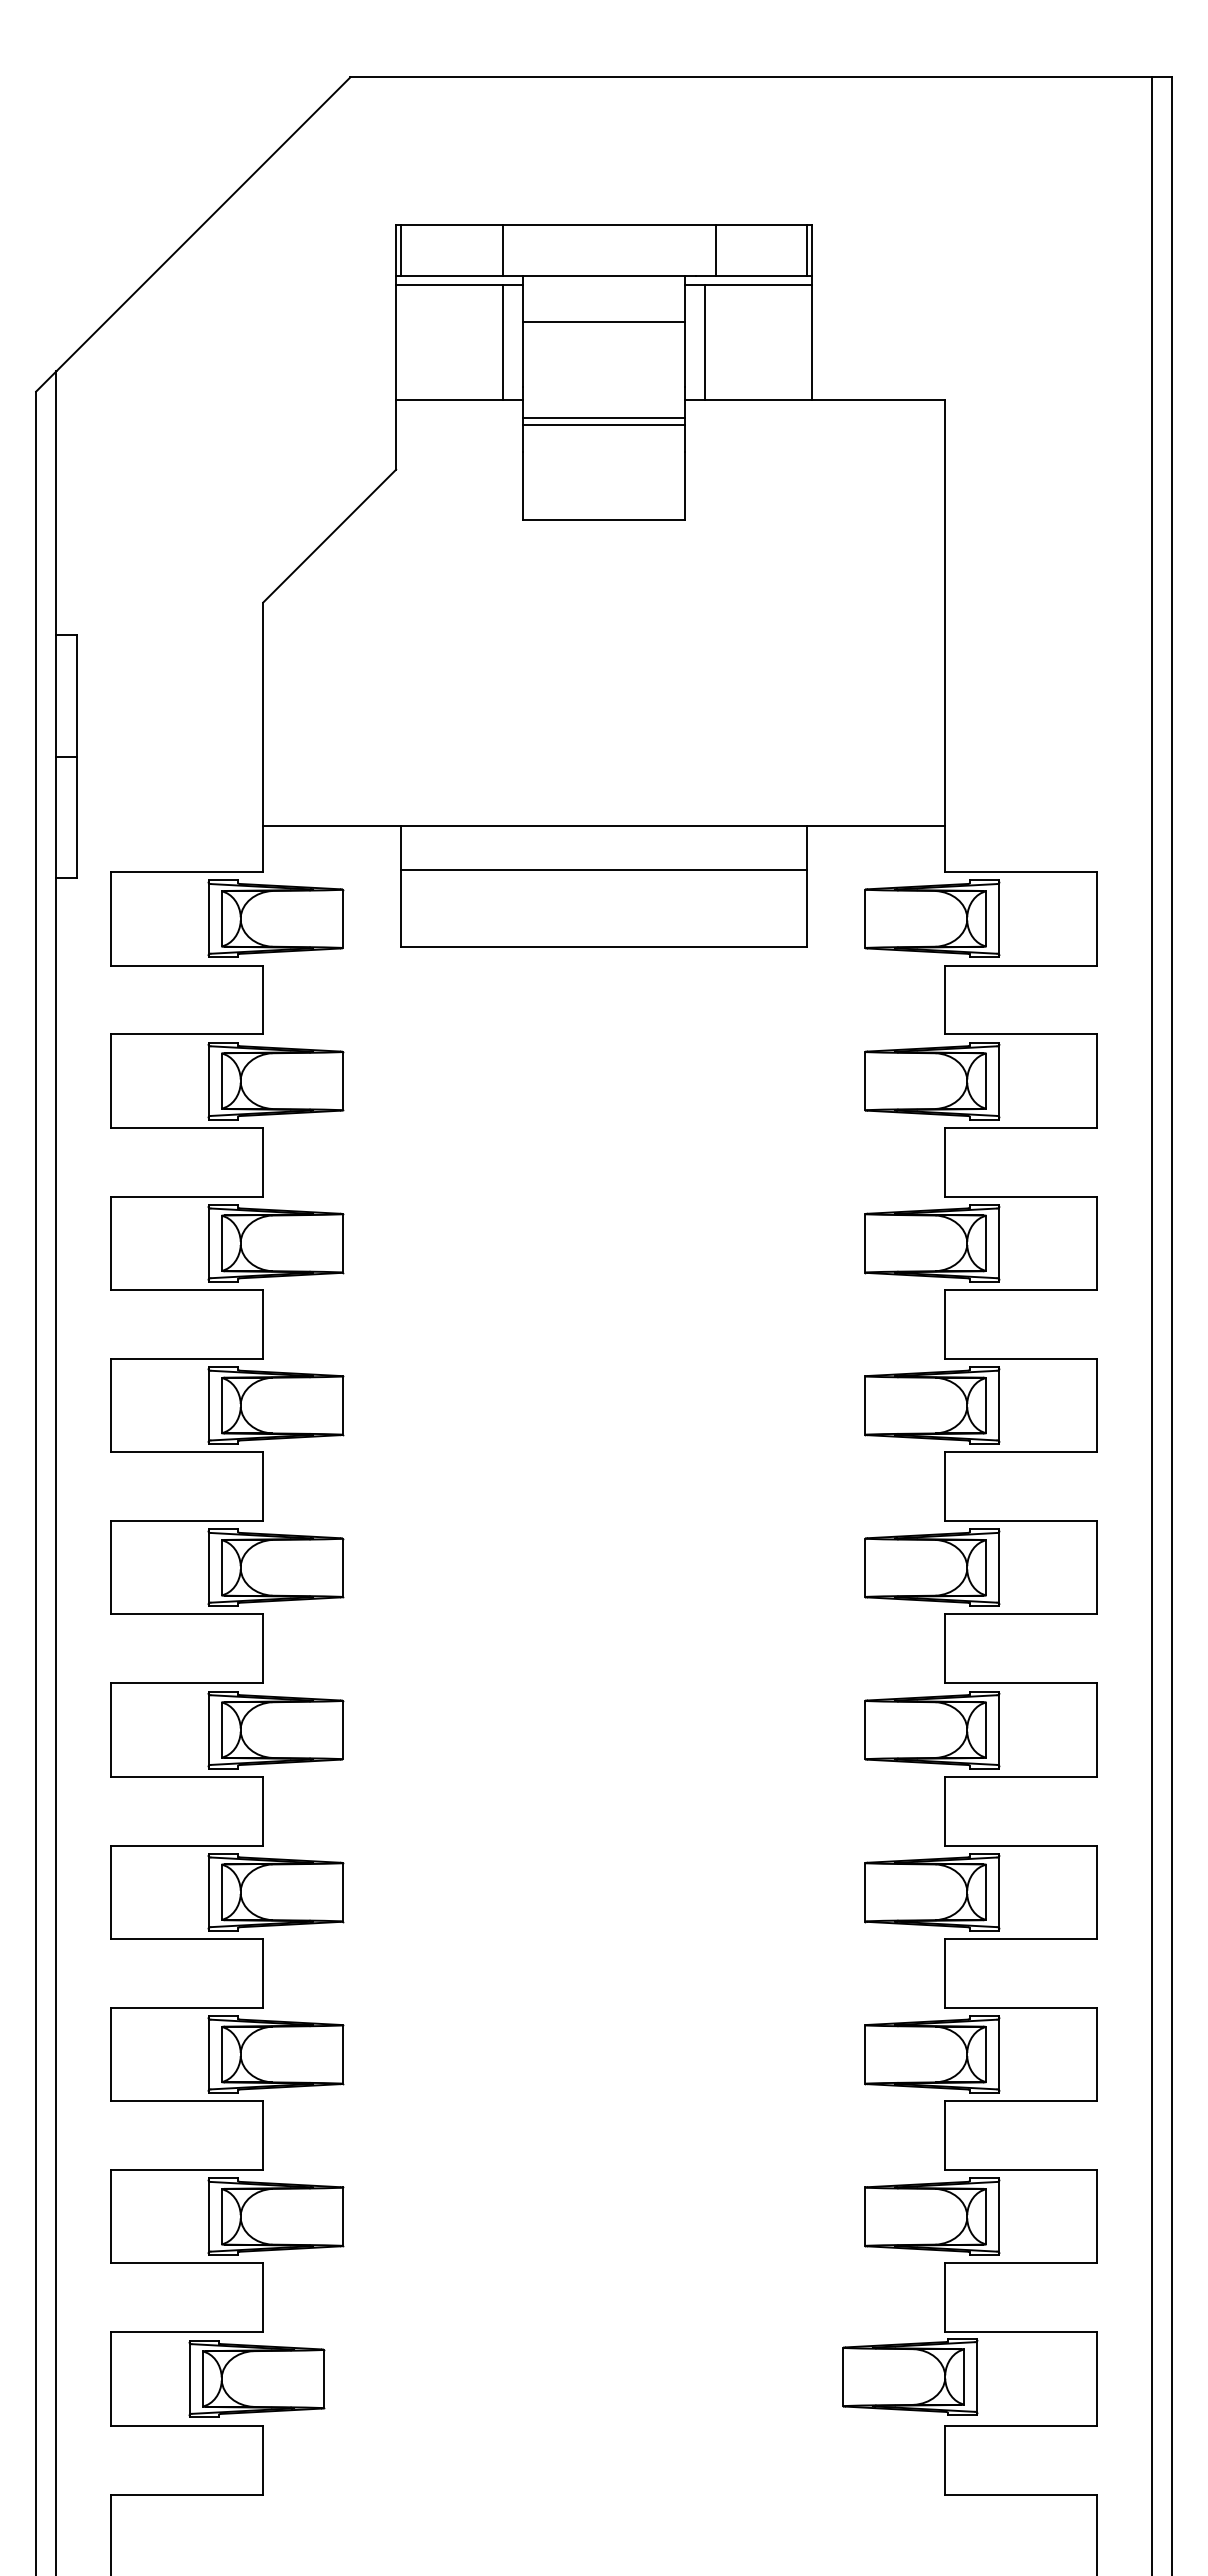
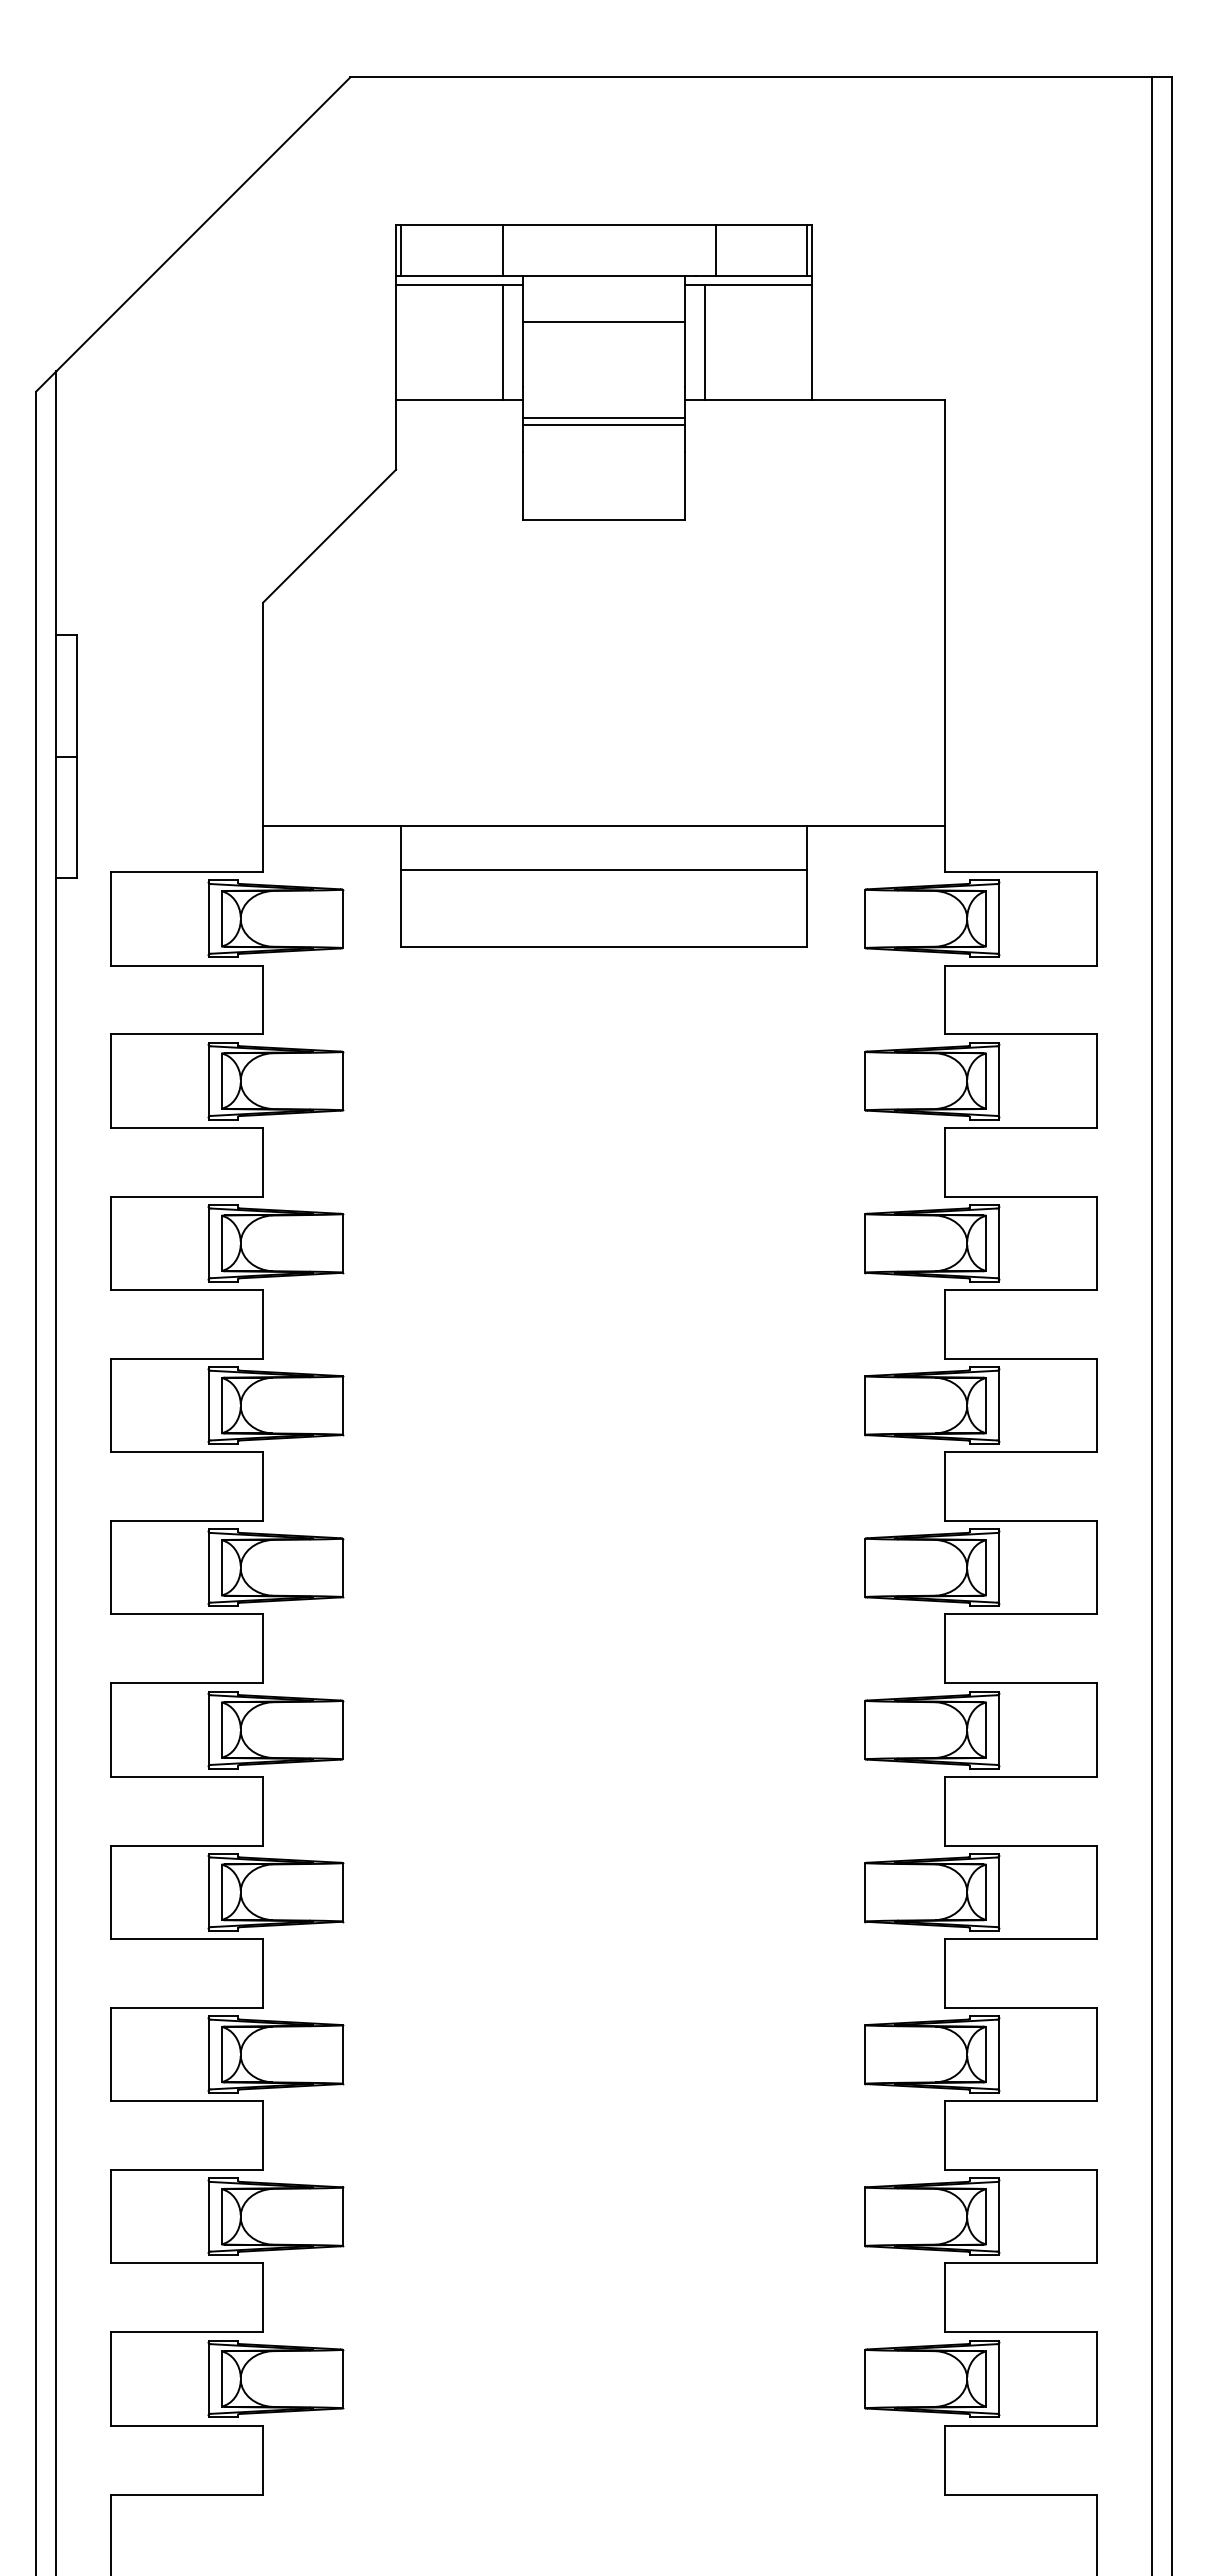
part position: (910, 2376) -> (932, 2378) (932, 2378)
part position: (256, 2378) -> (275, 2378) (275, 2378)
